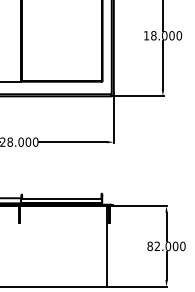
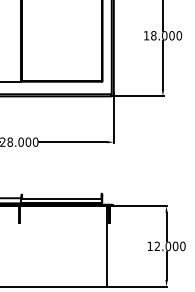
text: 82.000 -> 12.000 (149, 246)
